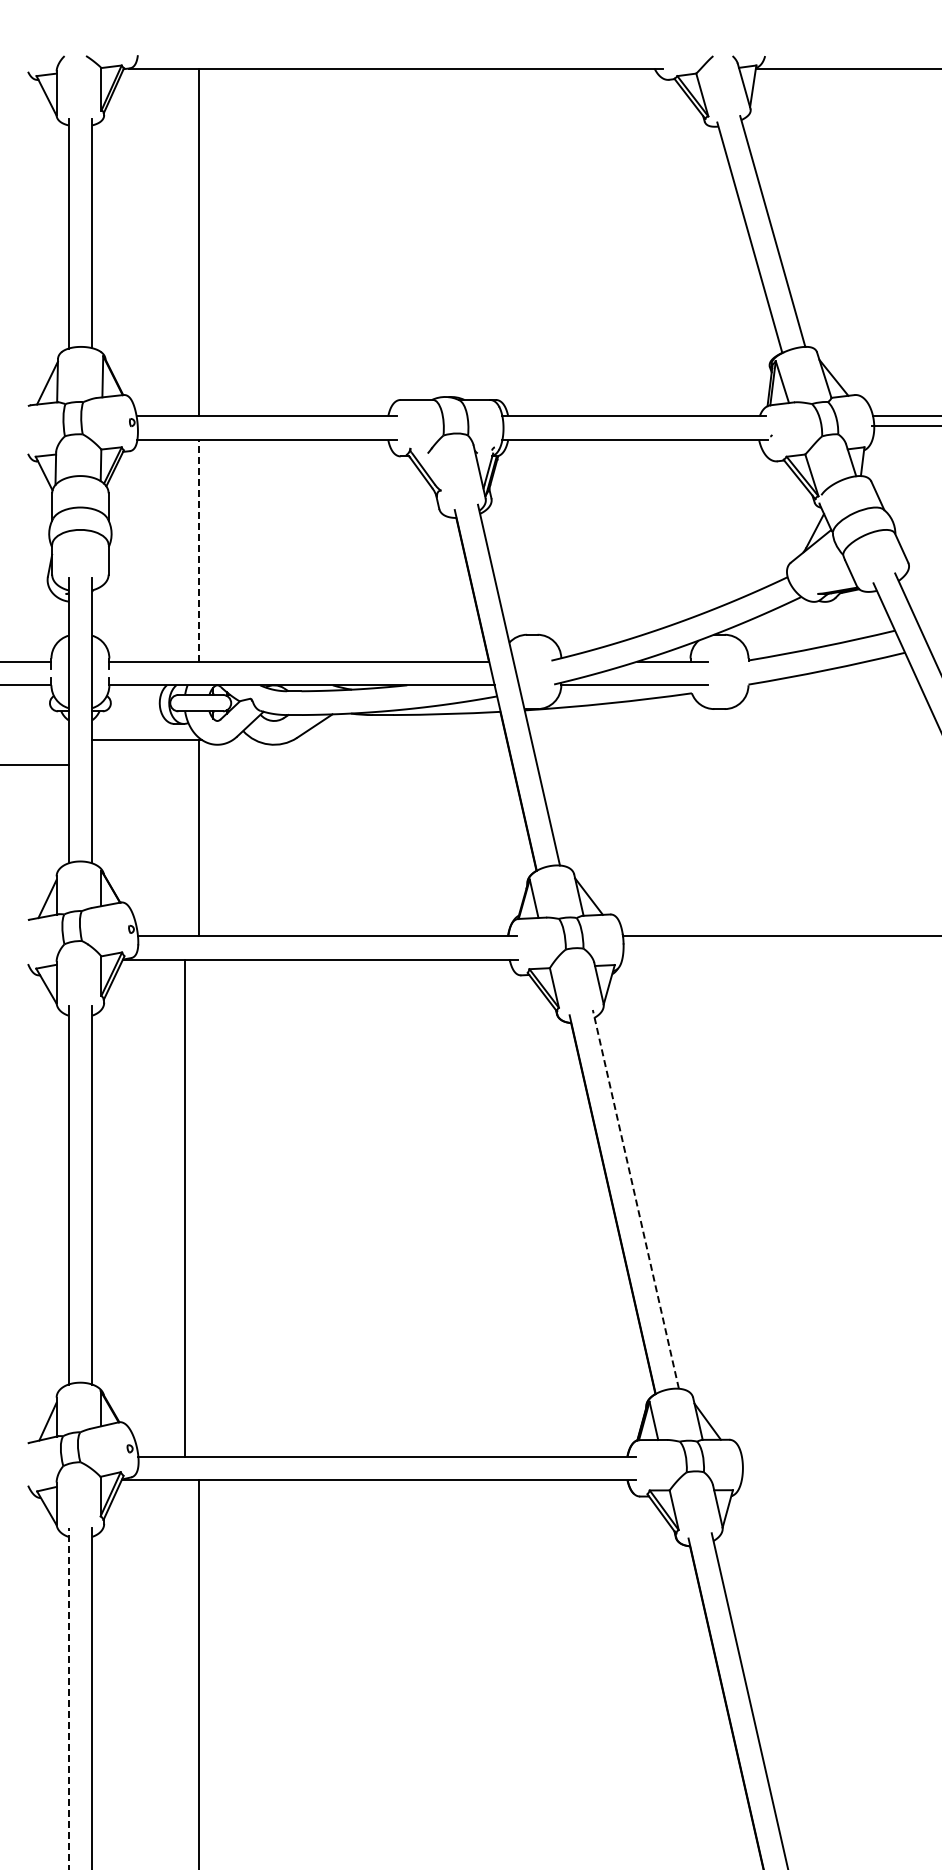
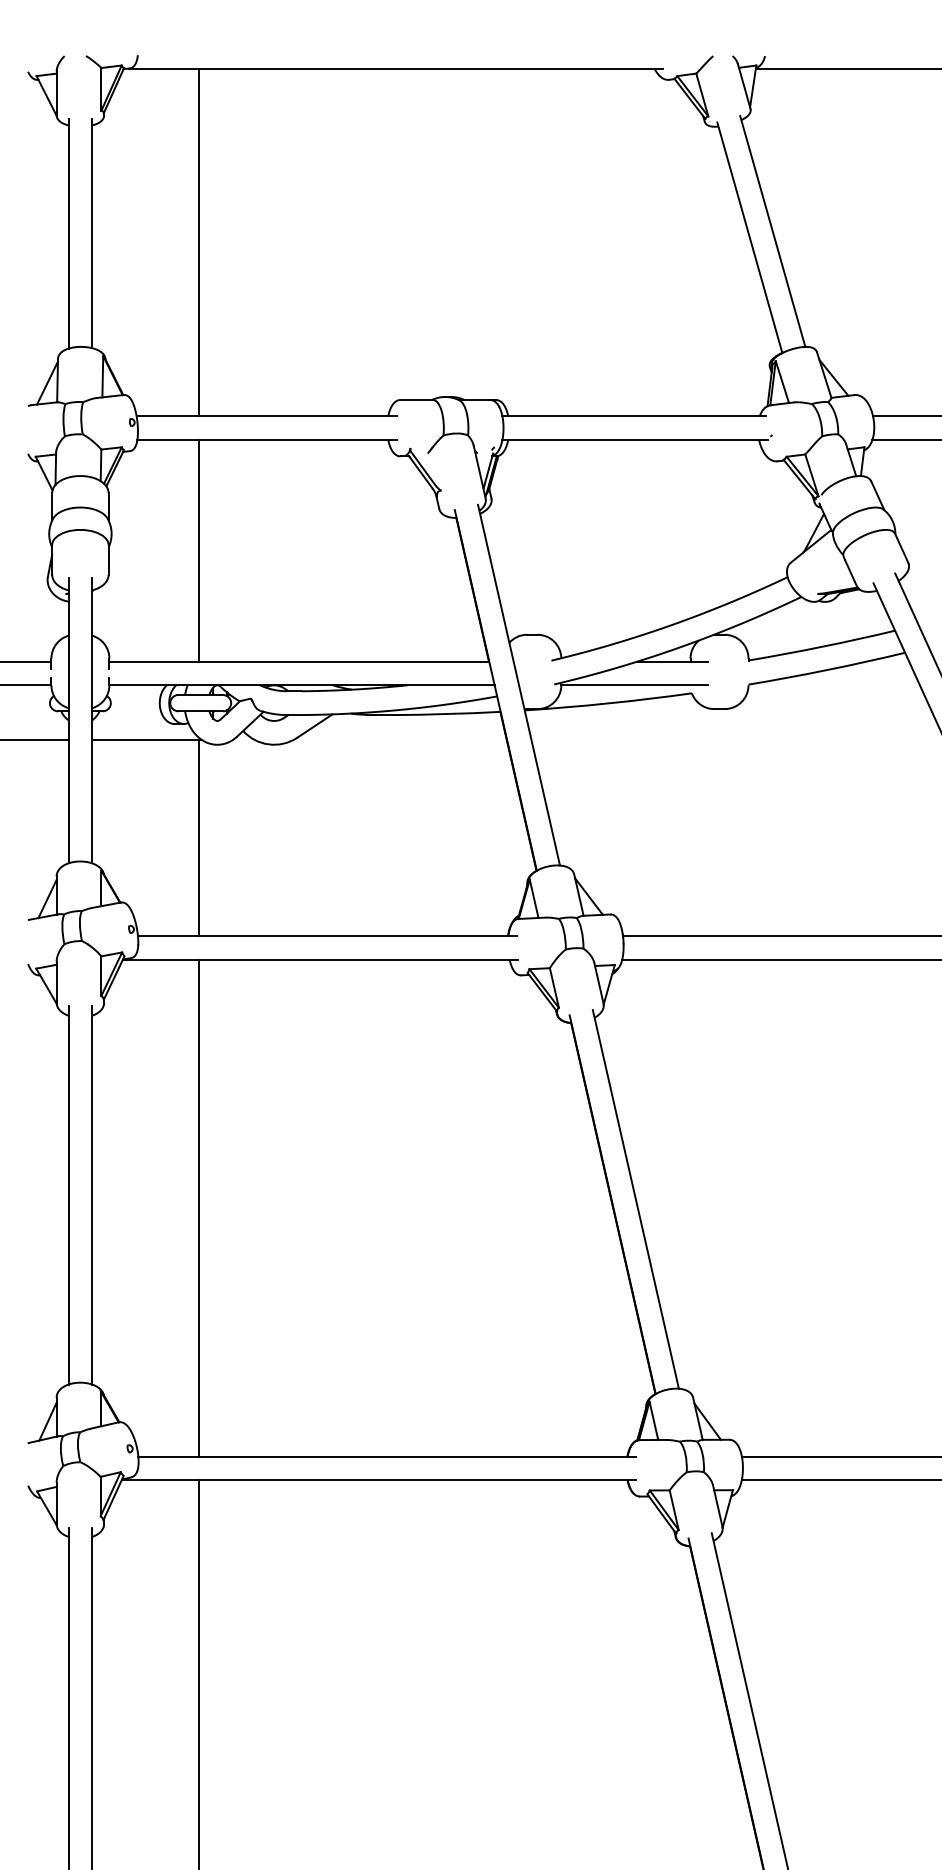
line position: (905, 426) -> (905, 440) (905, 440)
line: dashed -> solid (198, 550)
line position: (35, 765) -> (35, 740) (35, 740)
line: none -> present (780, 960)
line: dashed -> solid (635, 1198)
line position: (184, 1208) -> (198, 1208) (198, 1208)
line: none -> present (839, 1456)
line: none -> present (839, 1480)
line: dashed -> solid (68, 1698)
